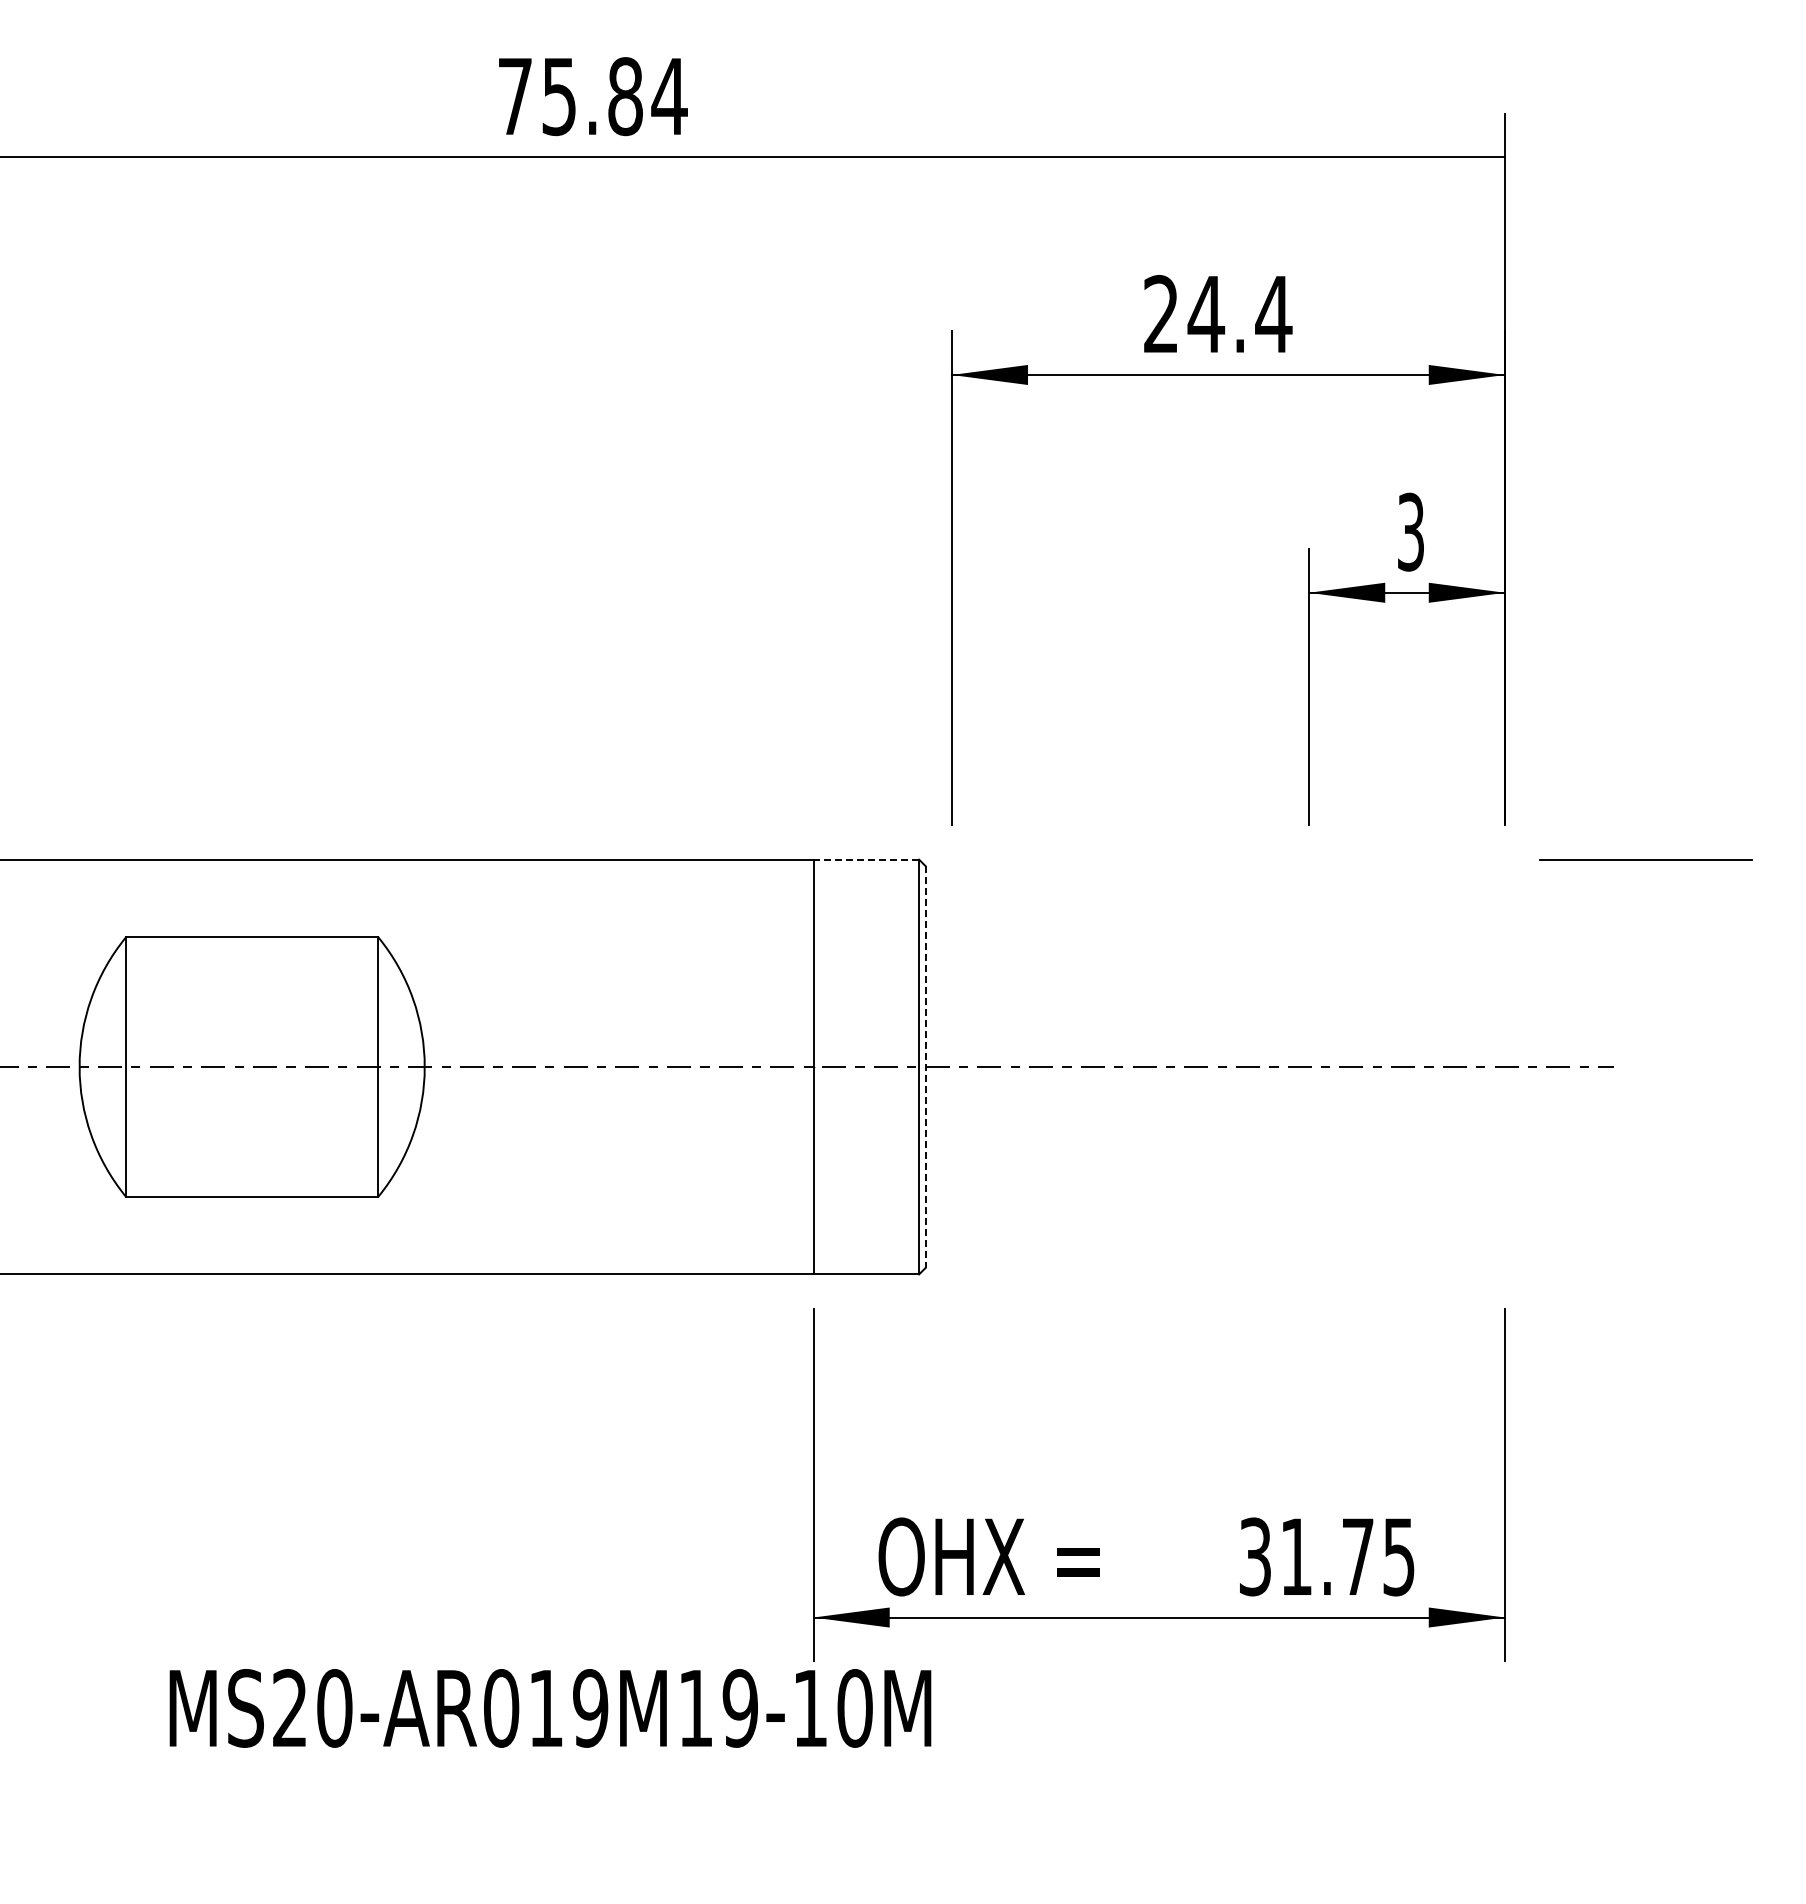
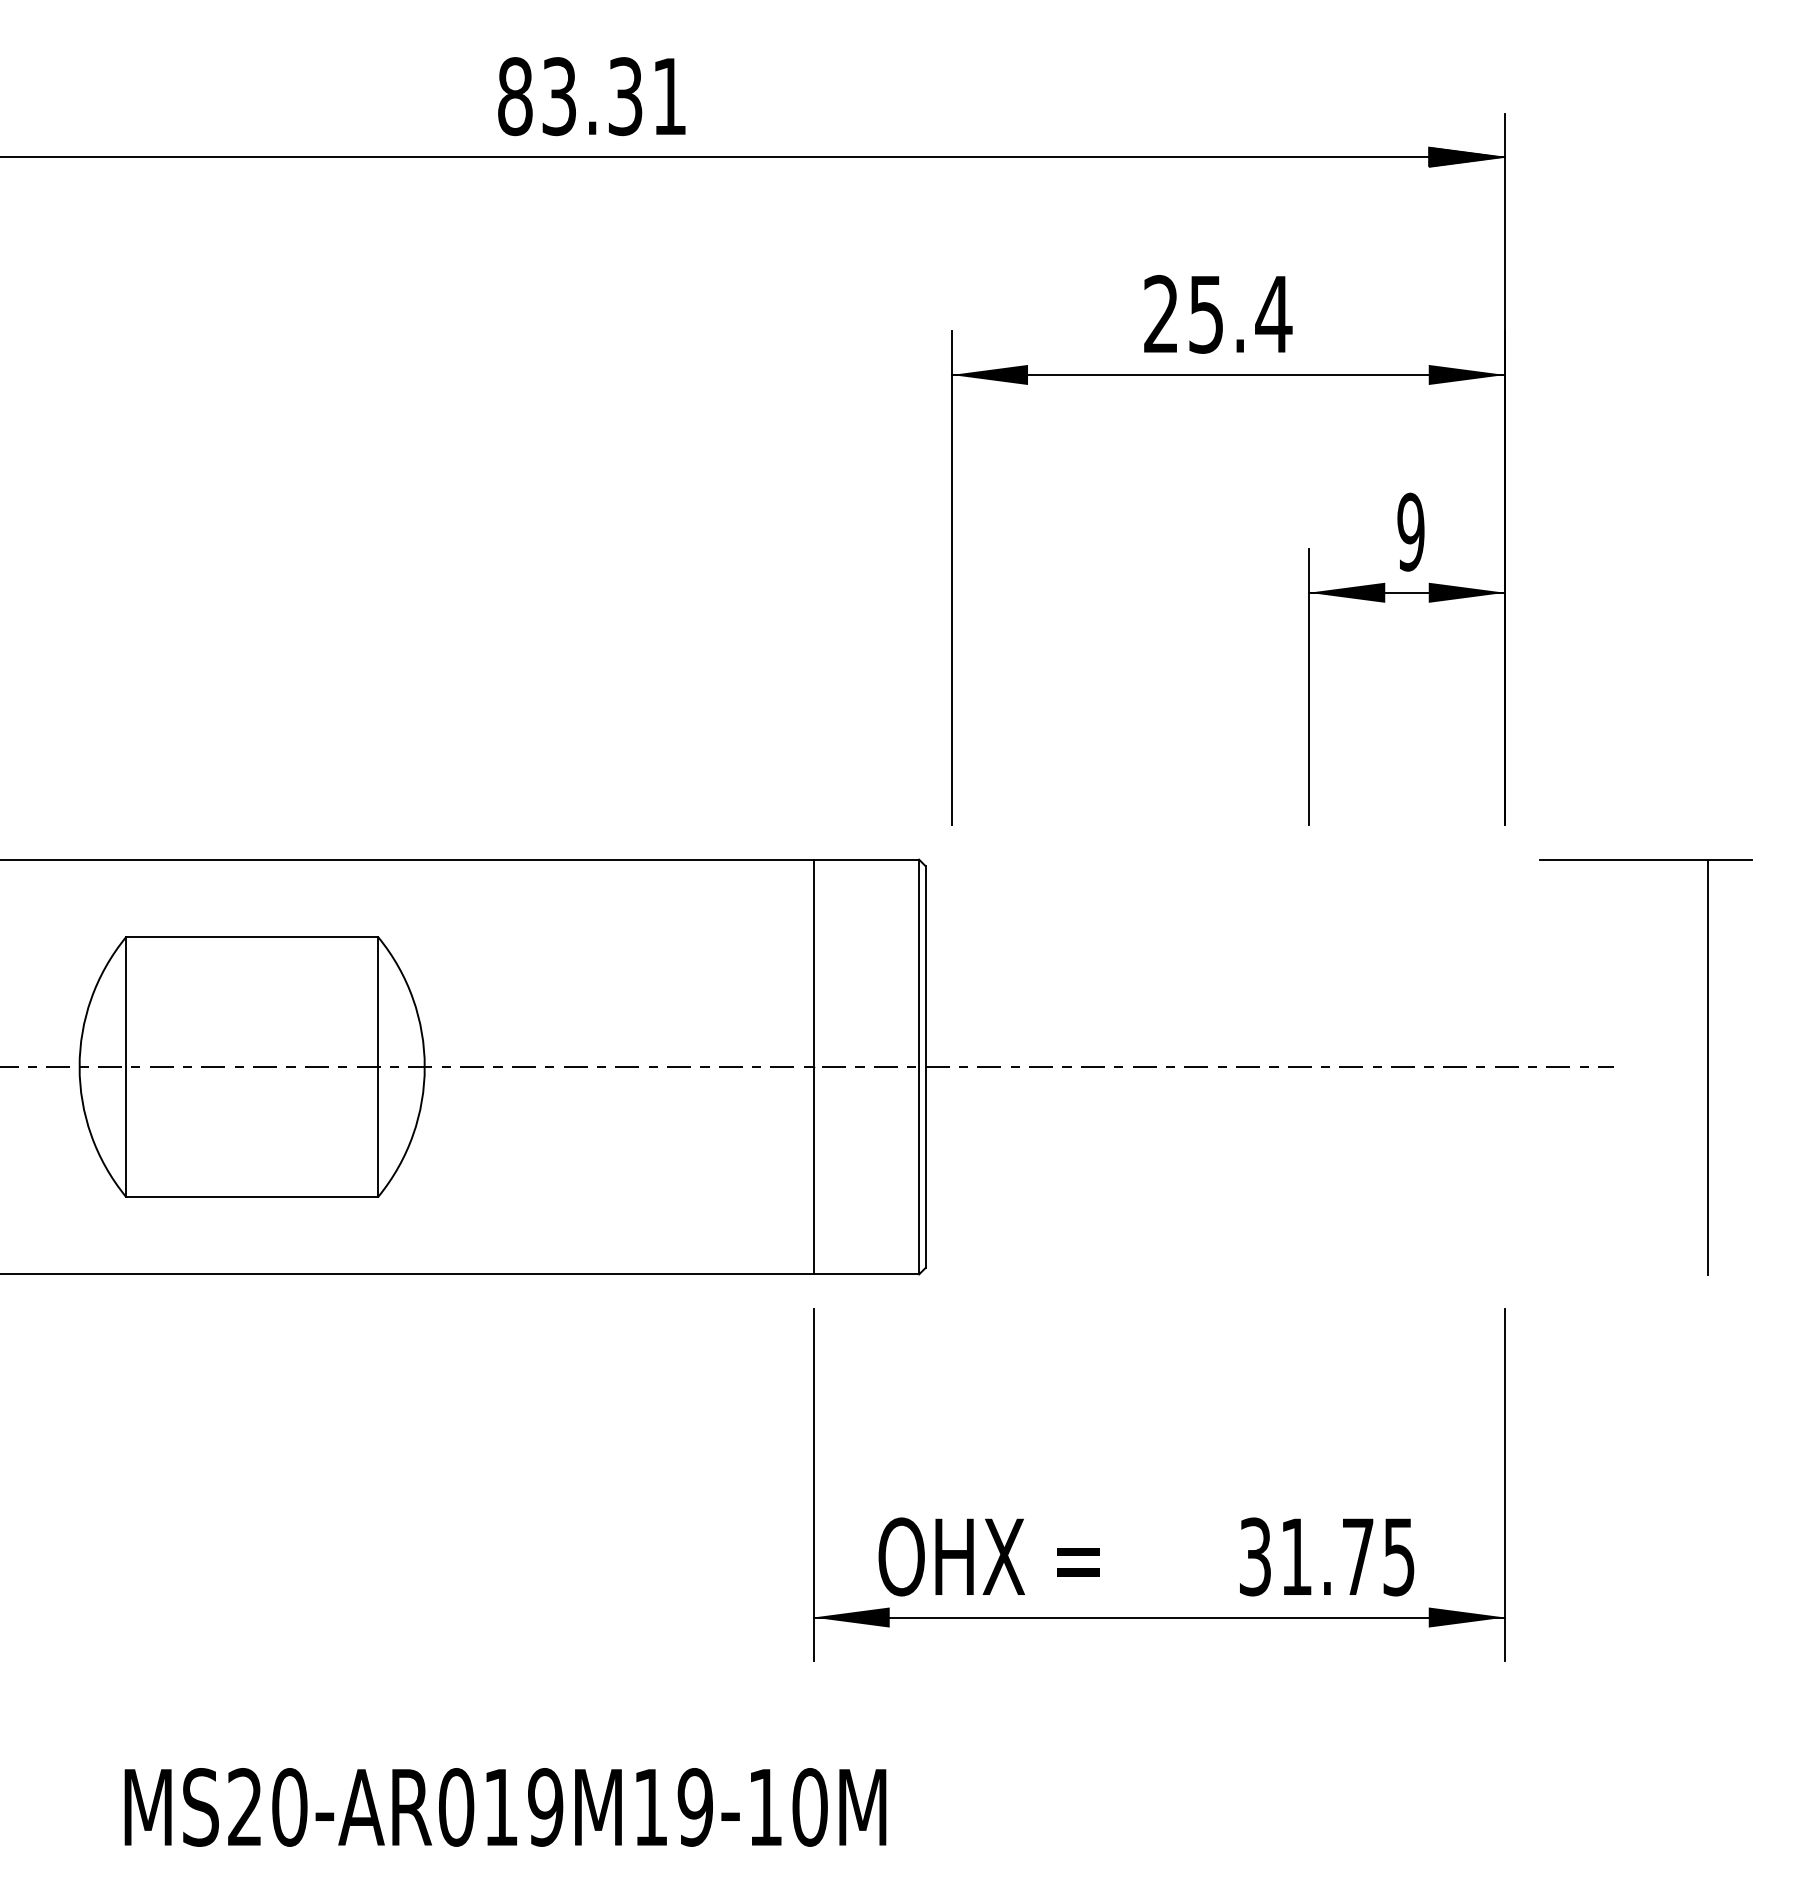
text: 75.84 -> 83.31 (592, 96)
hatch: none -> present (1466, 157)
text: 24.4 -> 25.4 (1206, 314)
text: 3 -> 9 (1410, 531)
line: dashed -> solid (866, 859)
line: none -> present (1708, 1066)
line: dashed -> solid (925, 1067)
text position: (550, 1708) -> (505, 1807) (505, 1807)
